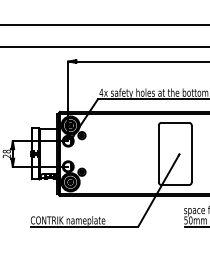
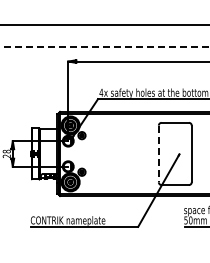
line: solid -> dashed (104, 47)
line: solid -> dashed (158, 154)
